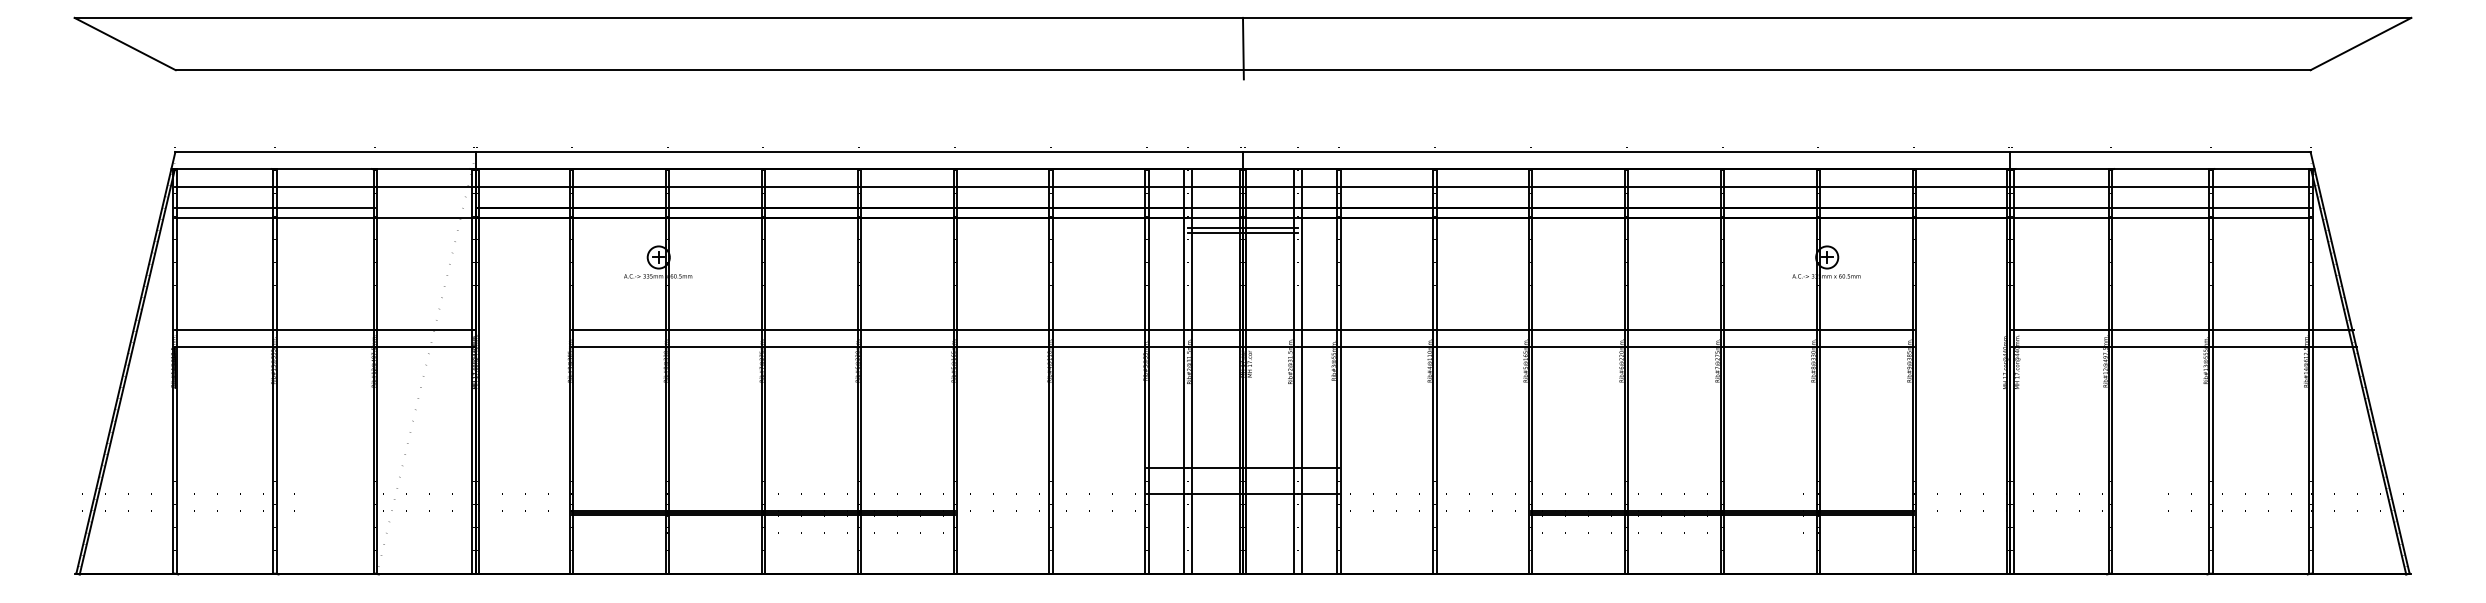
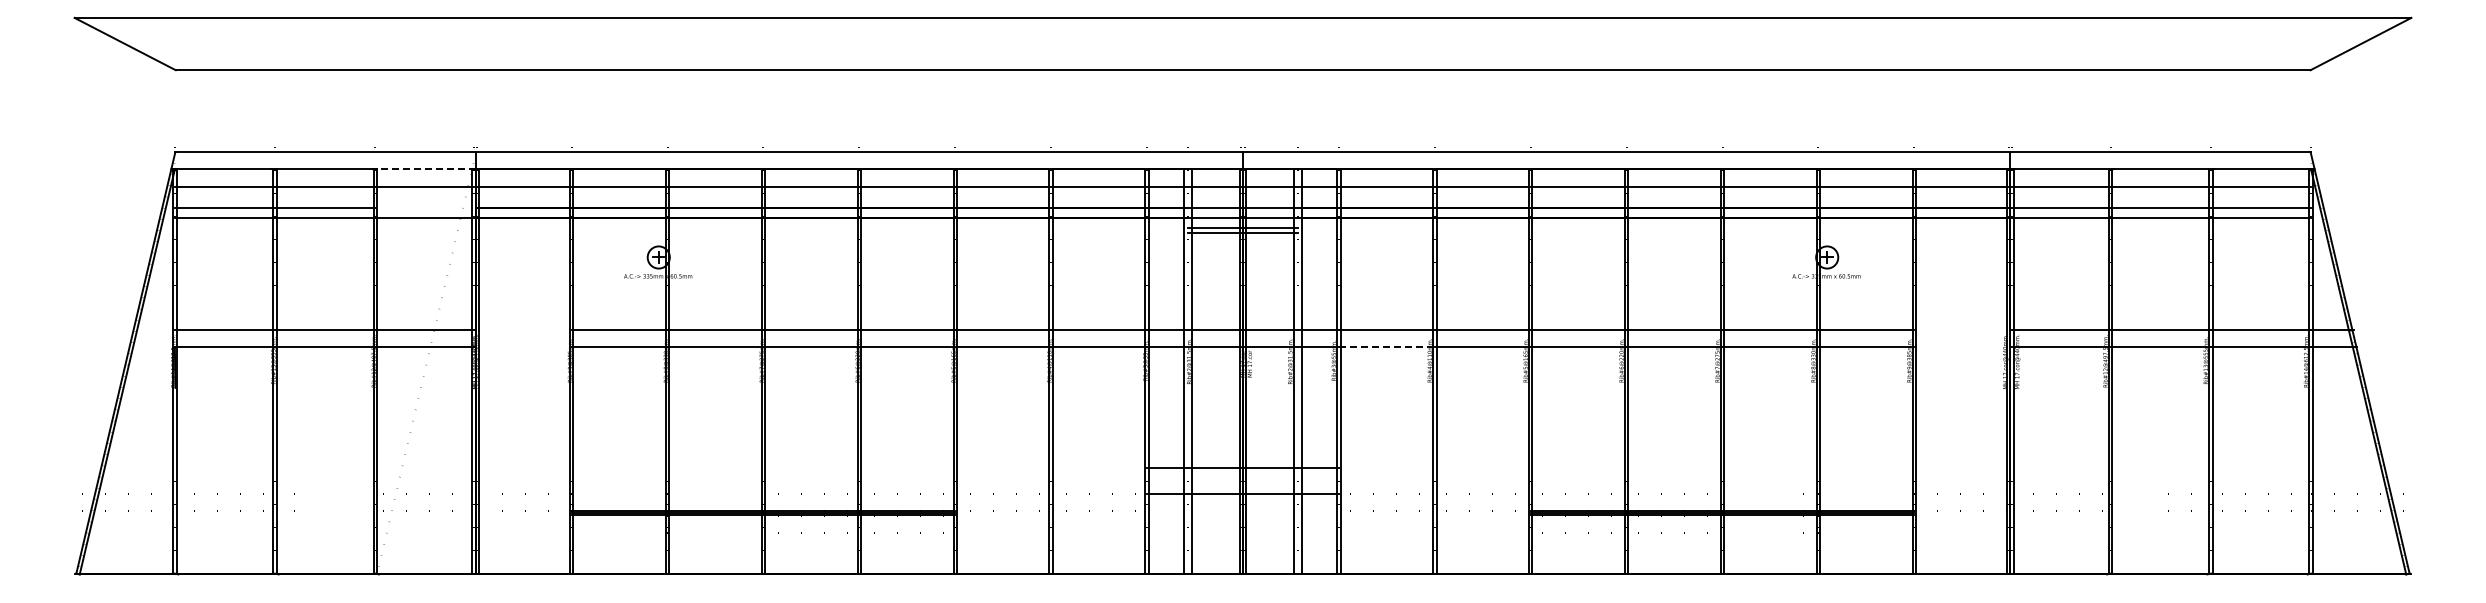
line: present -> none (1243, 48)
line: solid -> dashed (425, 169)
line: solid -> dashed (1386, 347)
